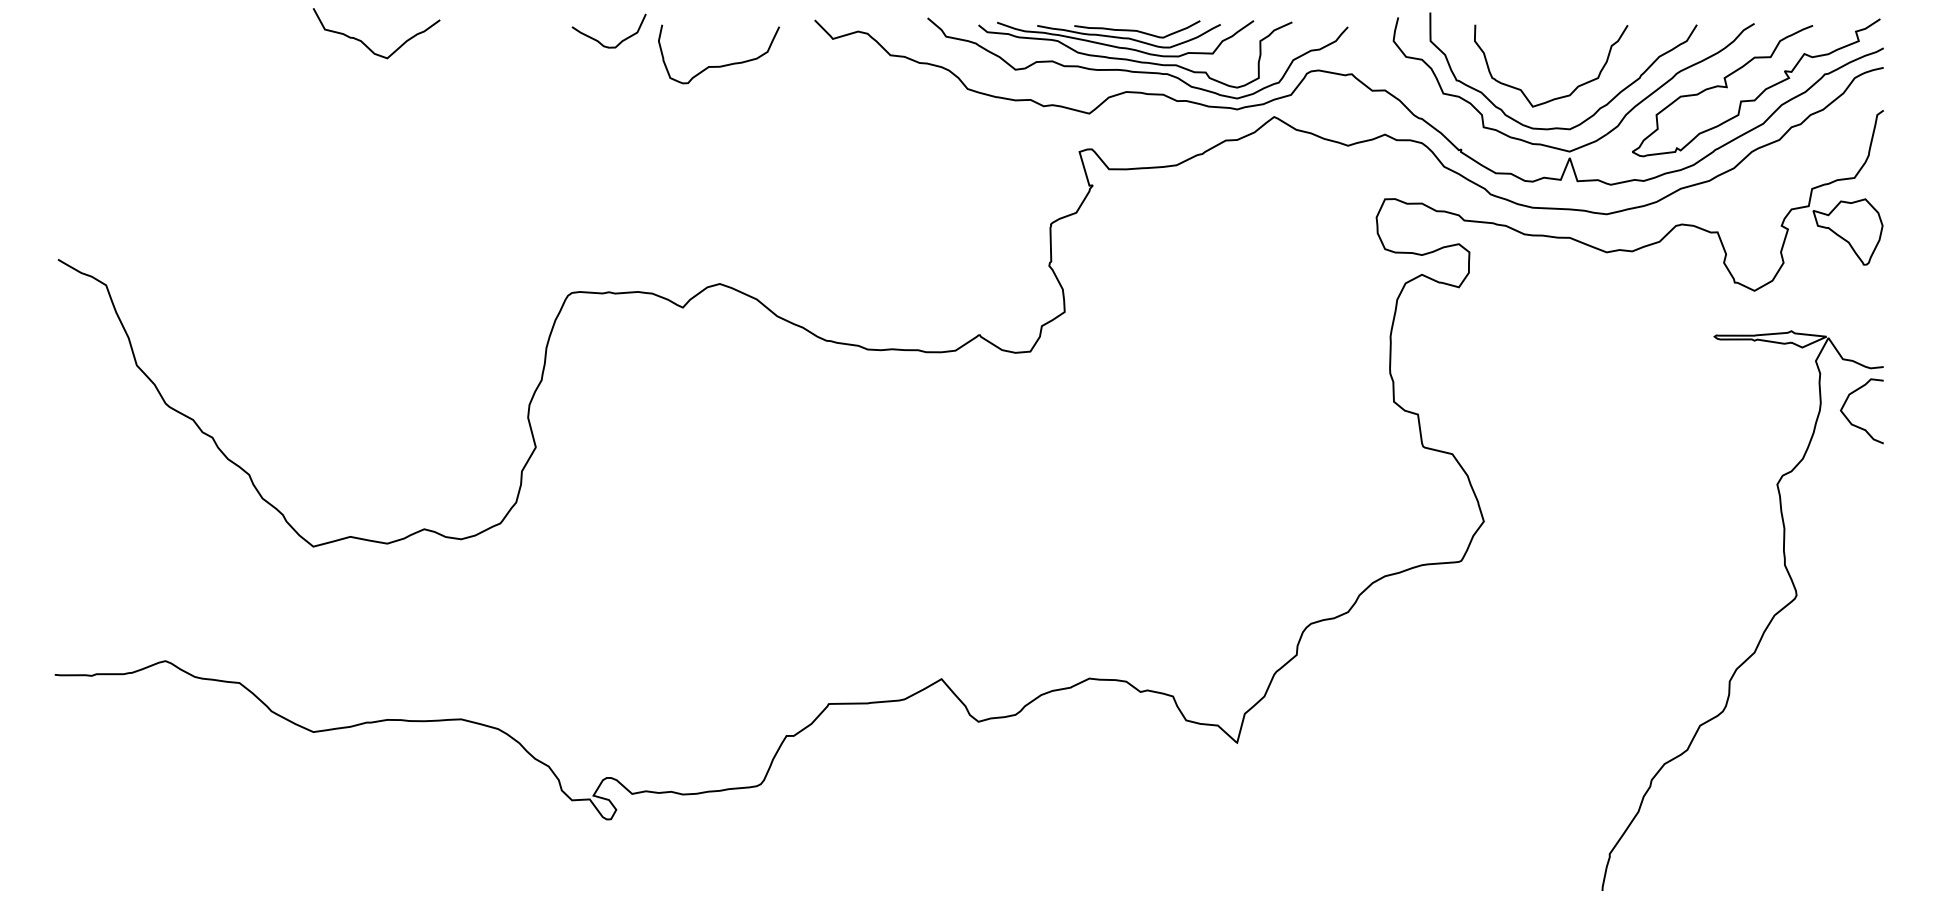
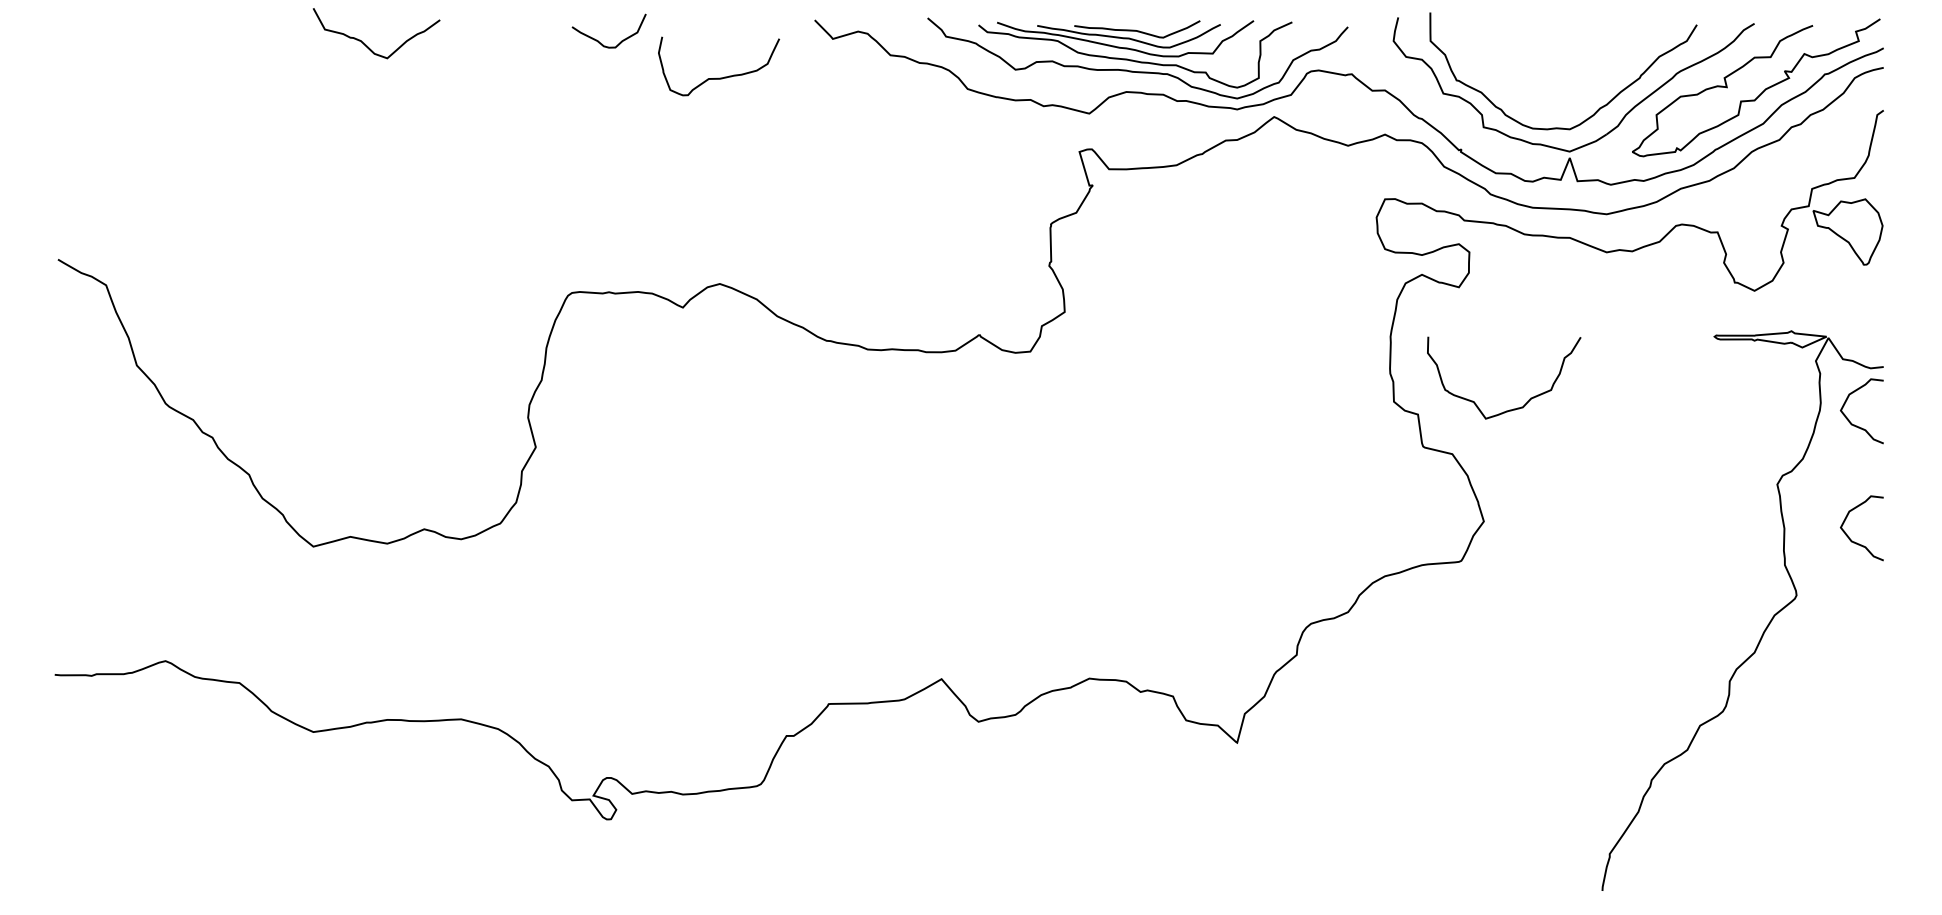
curve position: (719, 65) -> (719, 77) (719, 77)
curve position: (1560, 96) -> (1513, 408) (1513, 408)
curve: none -> present (1857, 542)
